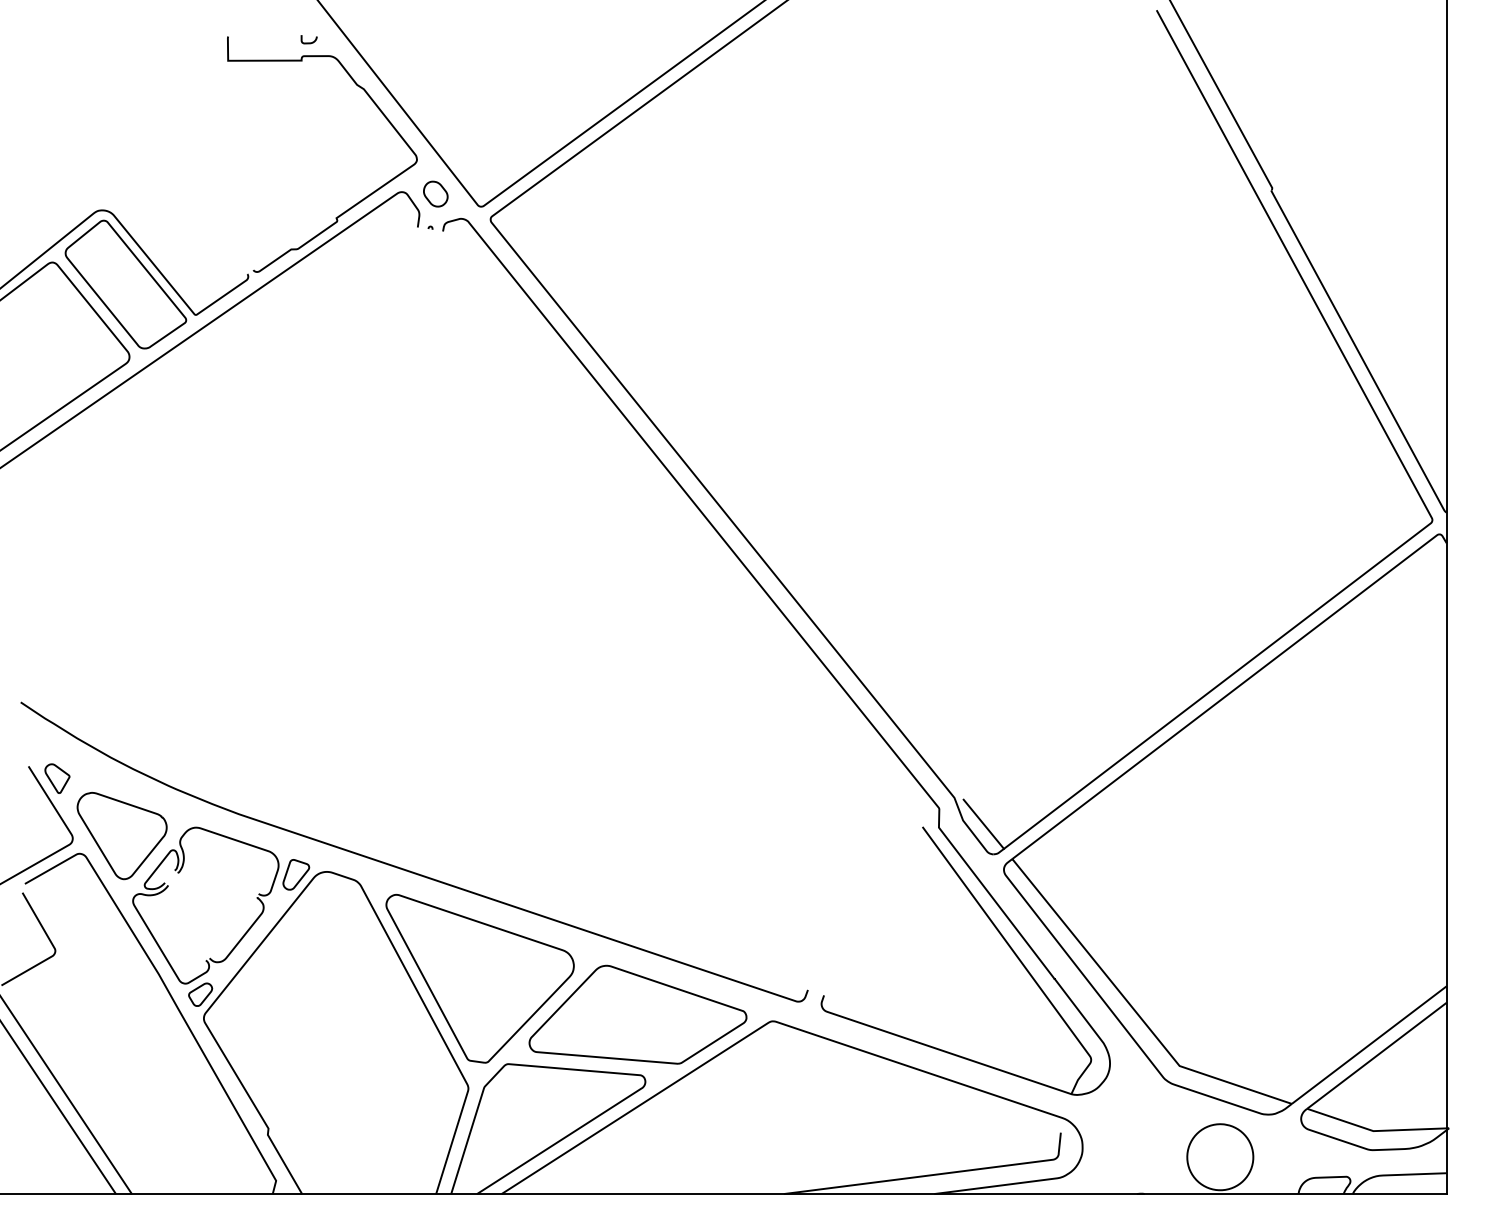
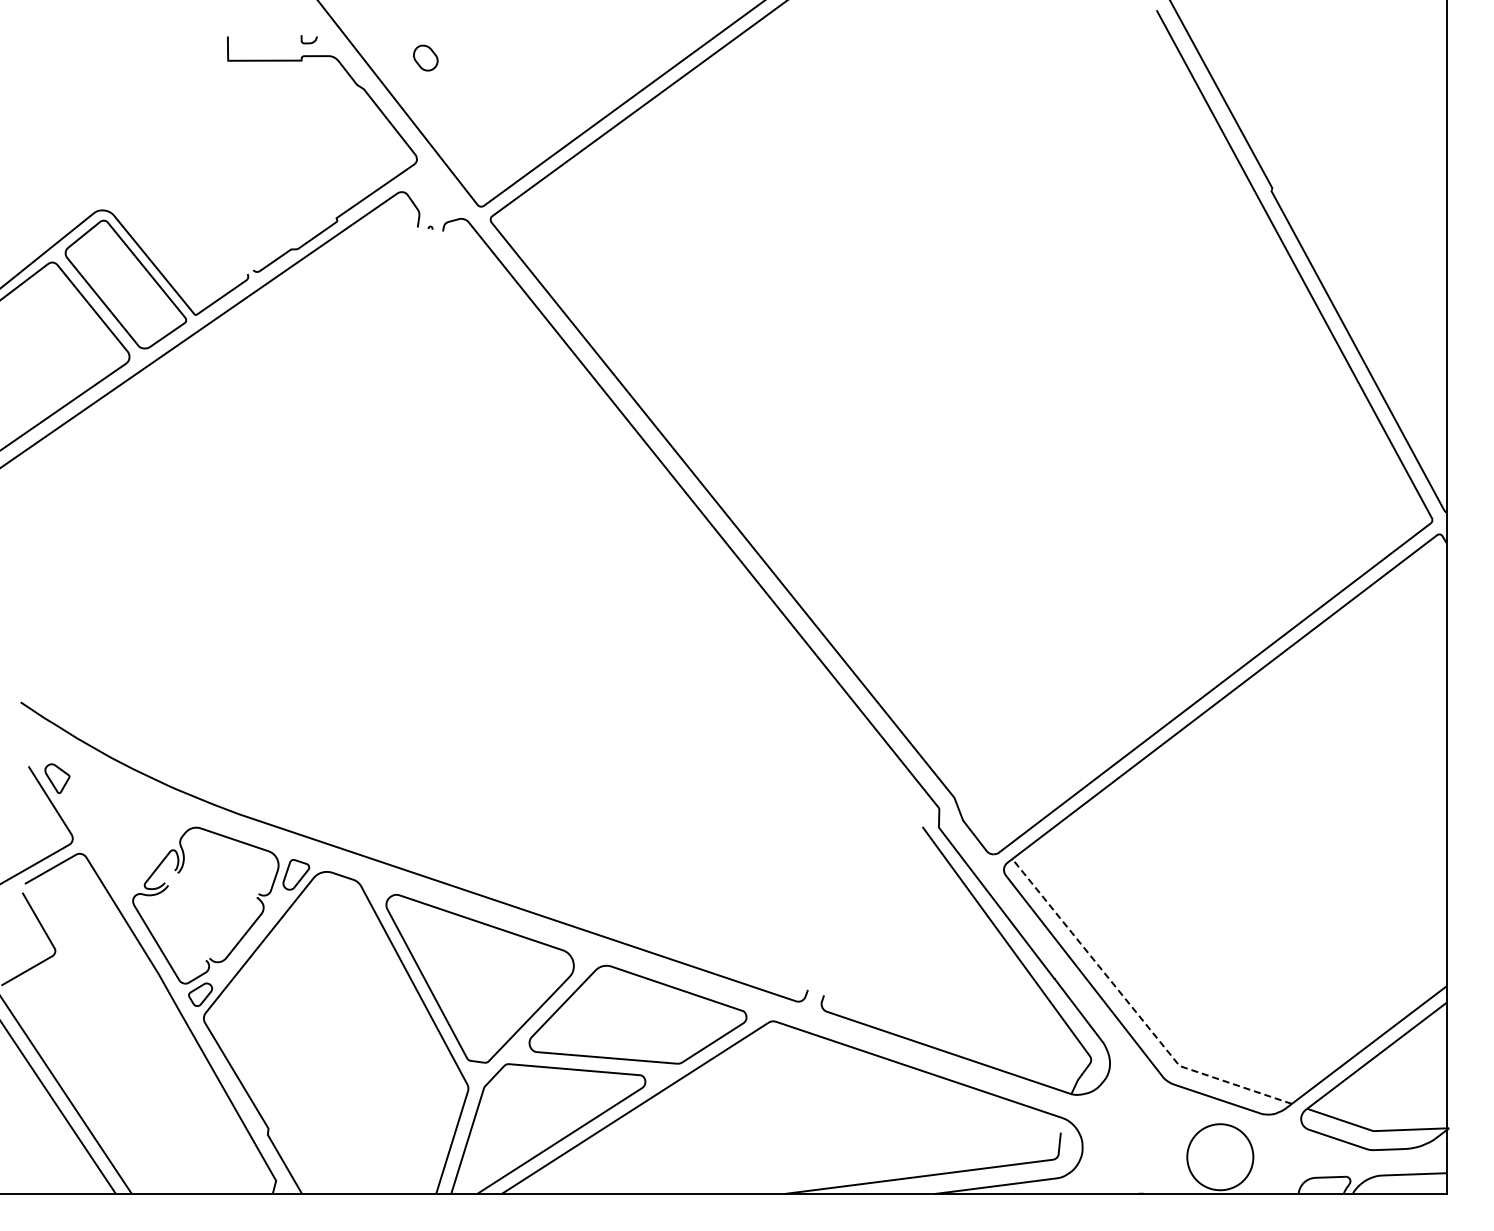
part position: (435, 193) -> (425, 57) (425, 57)
line: present -> none (983, 823)
part: present -> none (121, 836)
line: solid -> dashed (1133, 1008)
